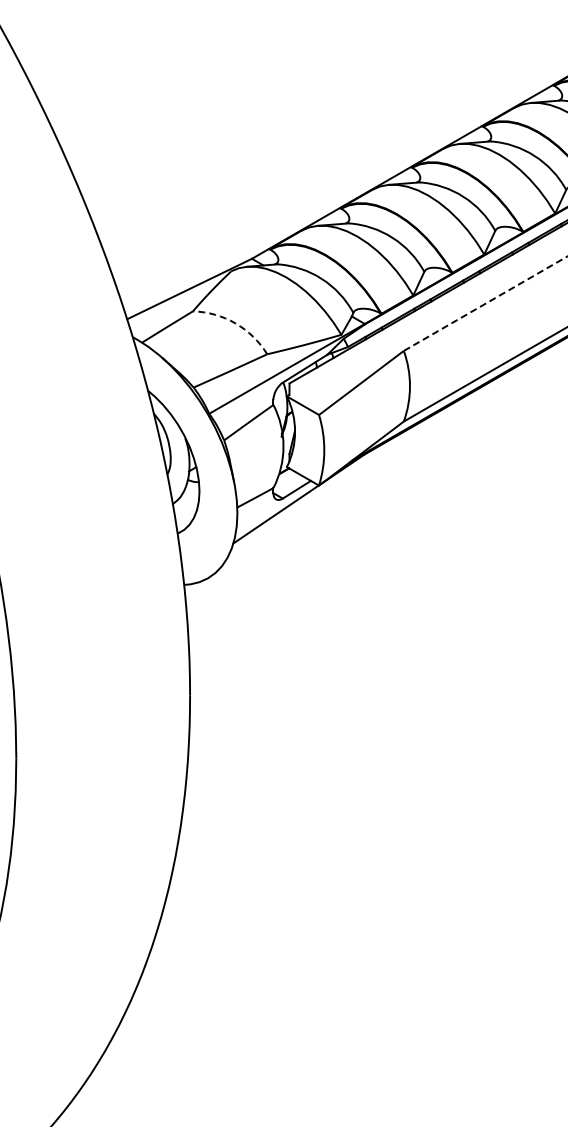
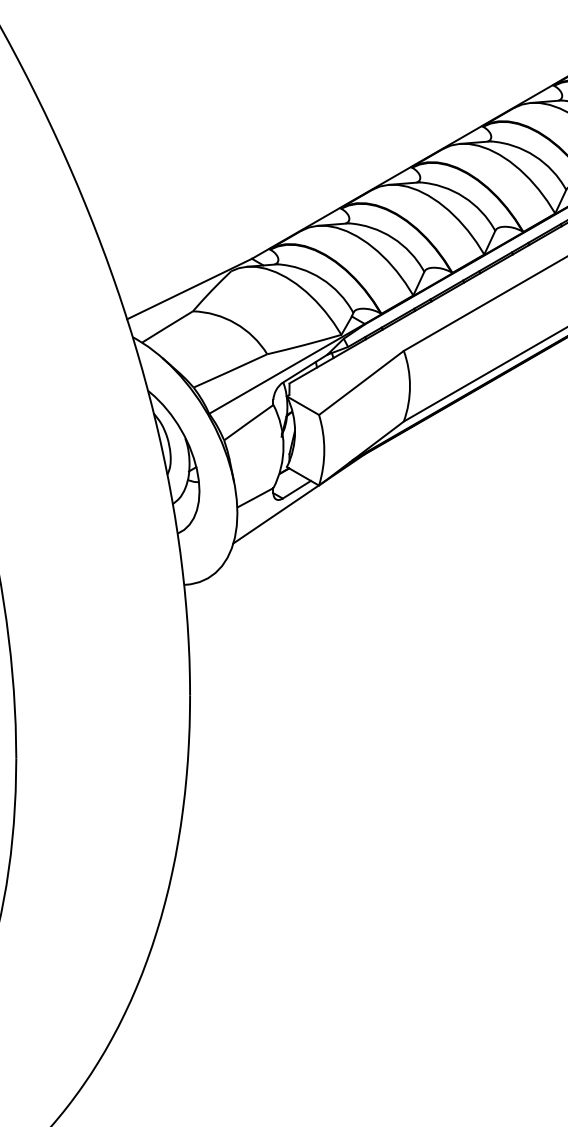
line: dashed -> solid (486, 303)
arc: dashed -> solid (235, 323)
